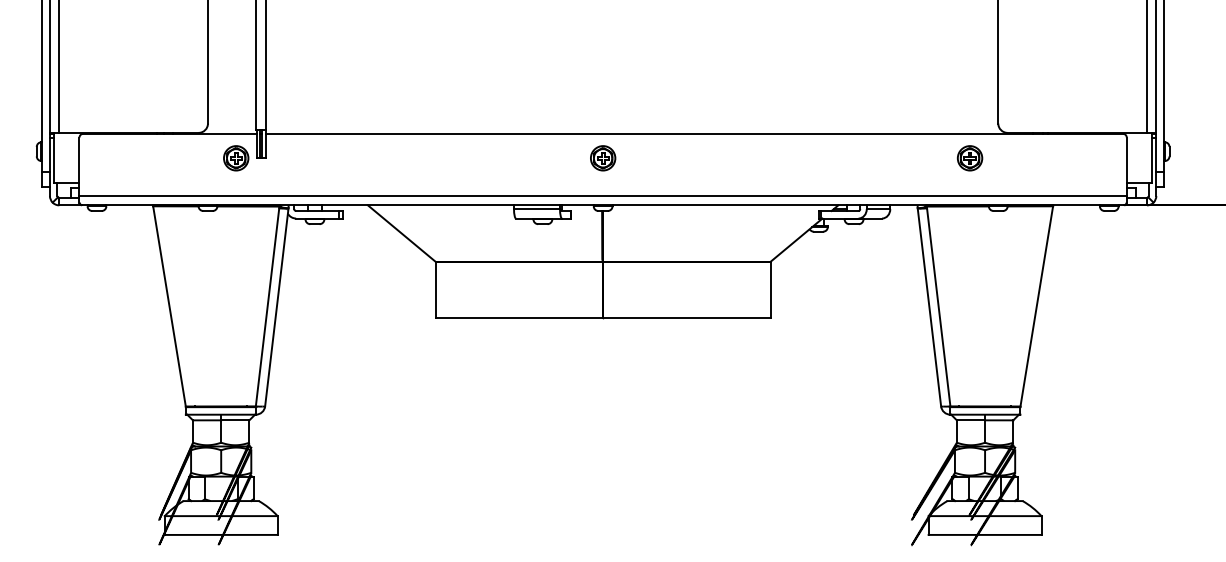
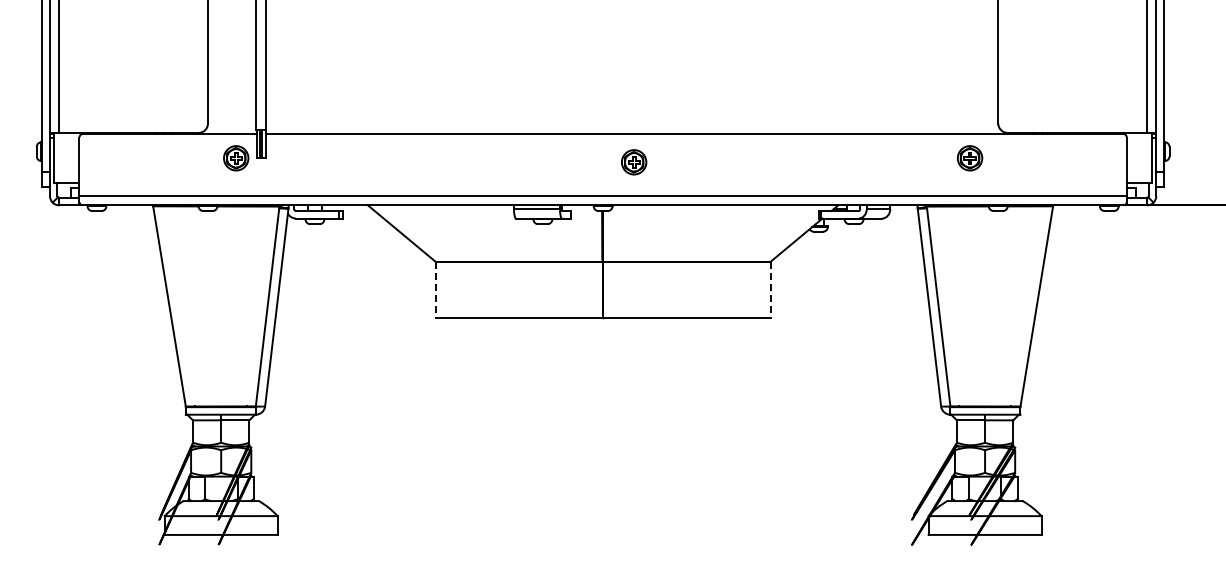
part position: (603, 158) -> (634, 162) (634, 162)
line: solid -> dashed (435, 290)
line: solid -> dashed (770, 290)
